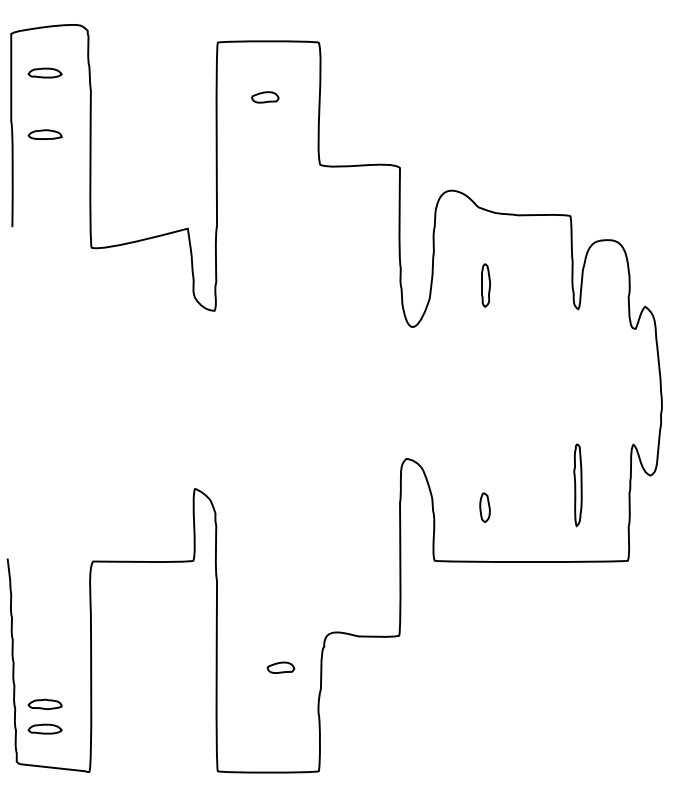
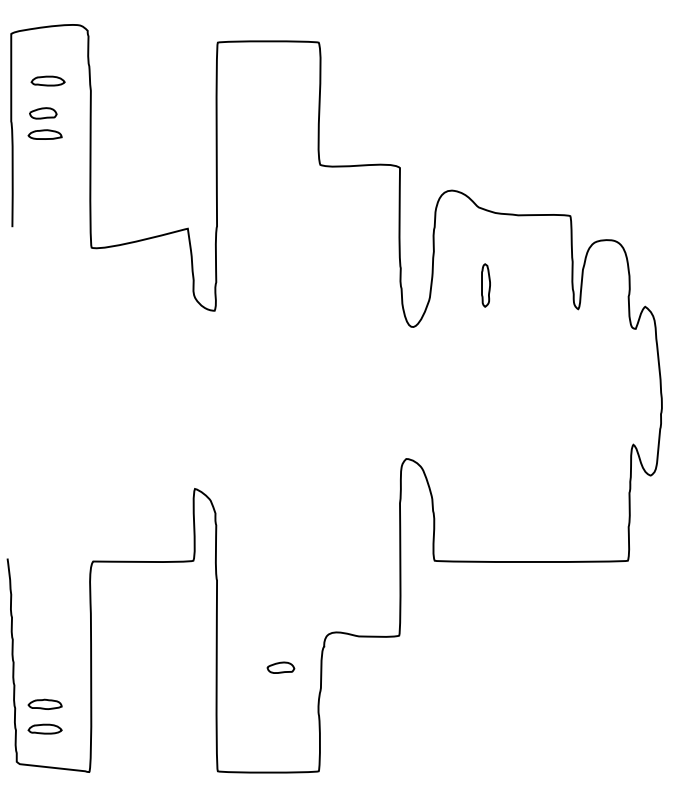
part position: (44, 72) -> (47, 80) (47, 80)
part position: (265, 97) -> (43, 113) (43, 113)
part: present -> none (577, 485)
part: present -> none (484, 507)
